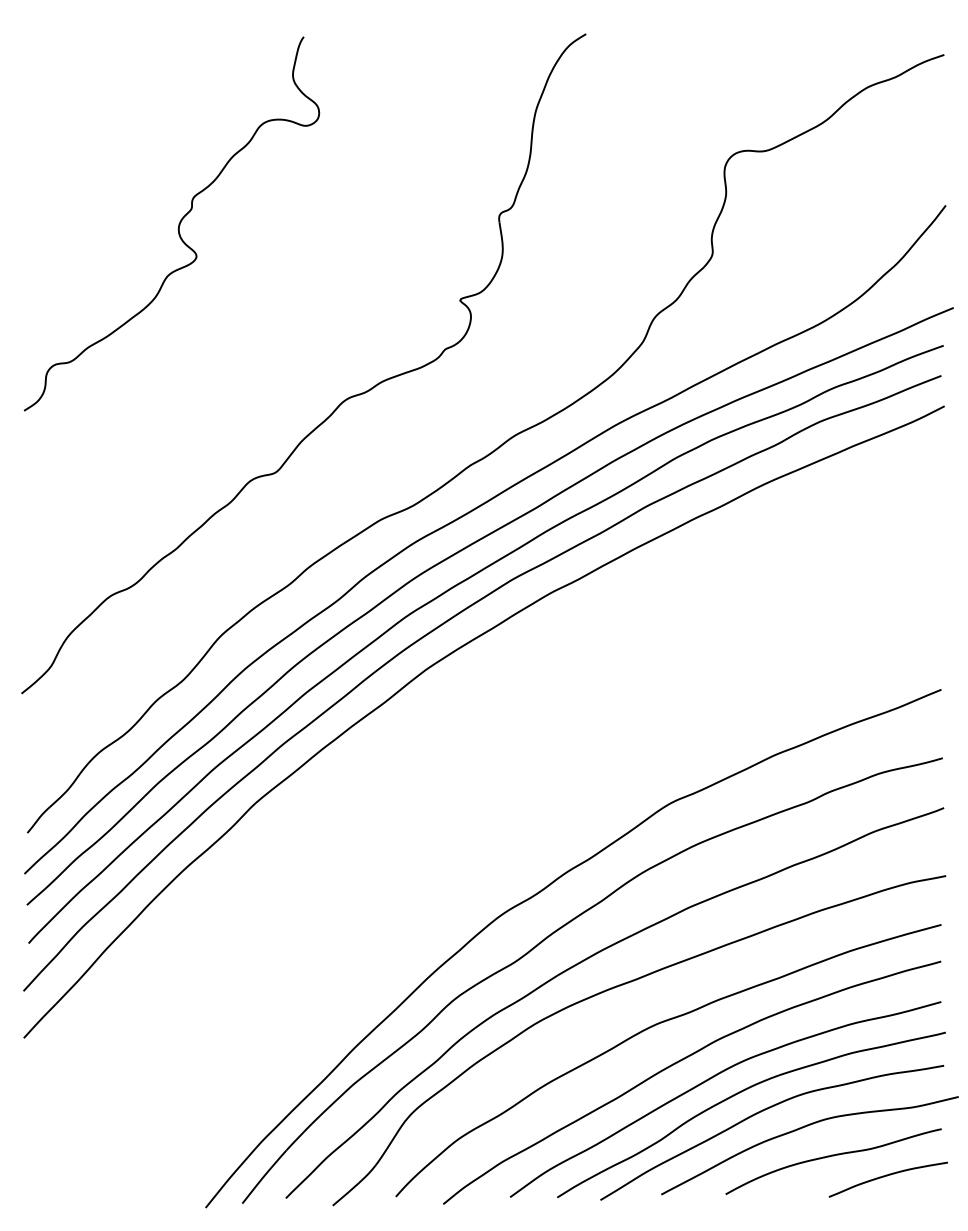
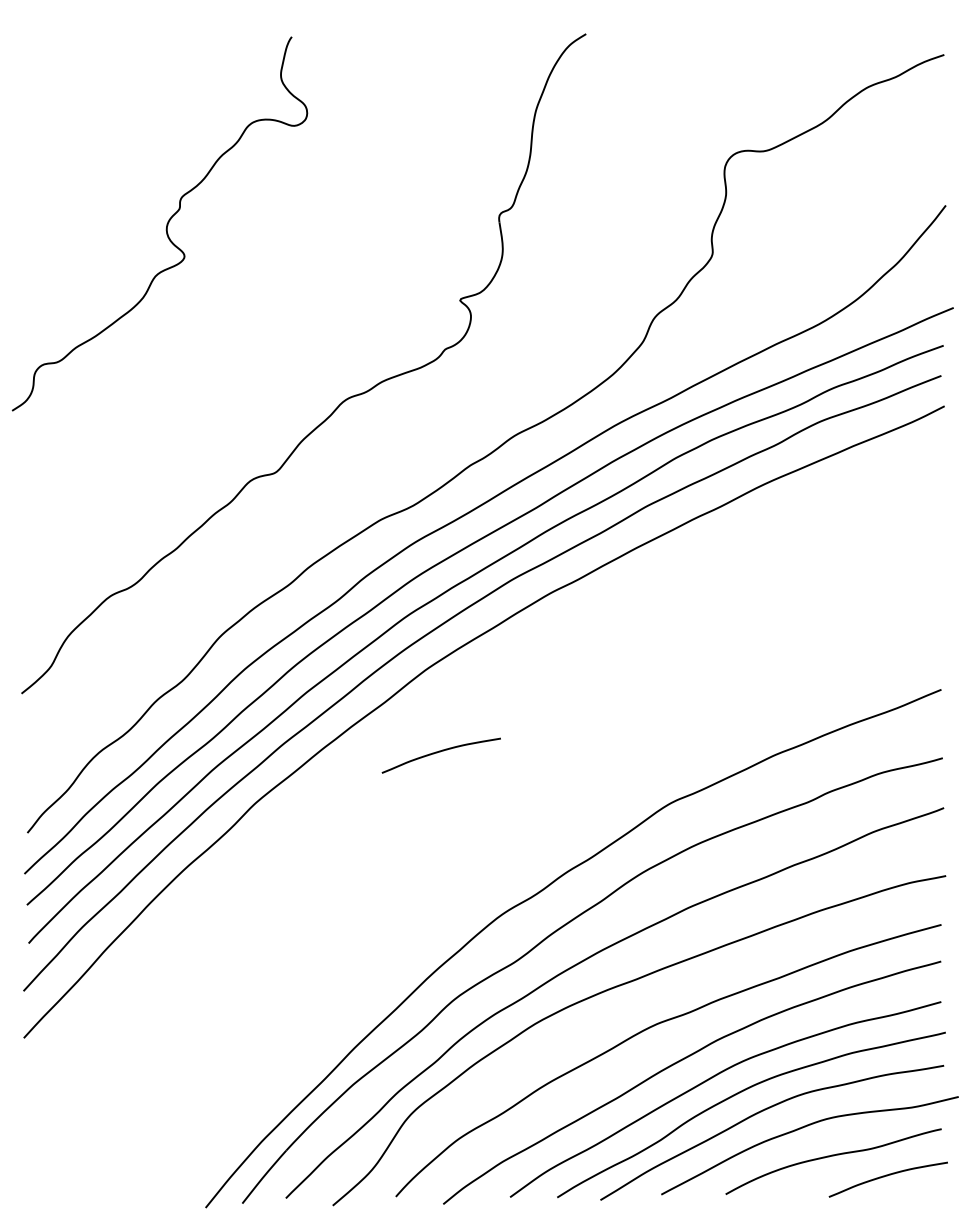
curve position: (178, 223) -> (166, 223) (166, 223)
curve: none -> present (440, 752)
